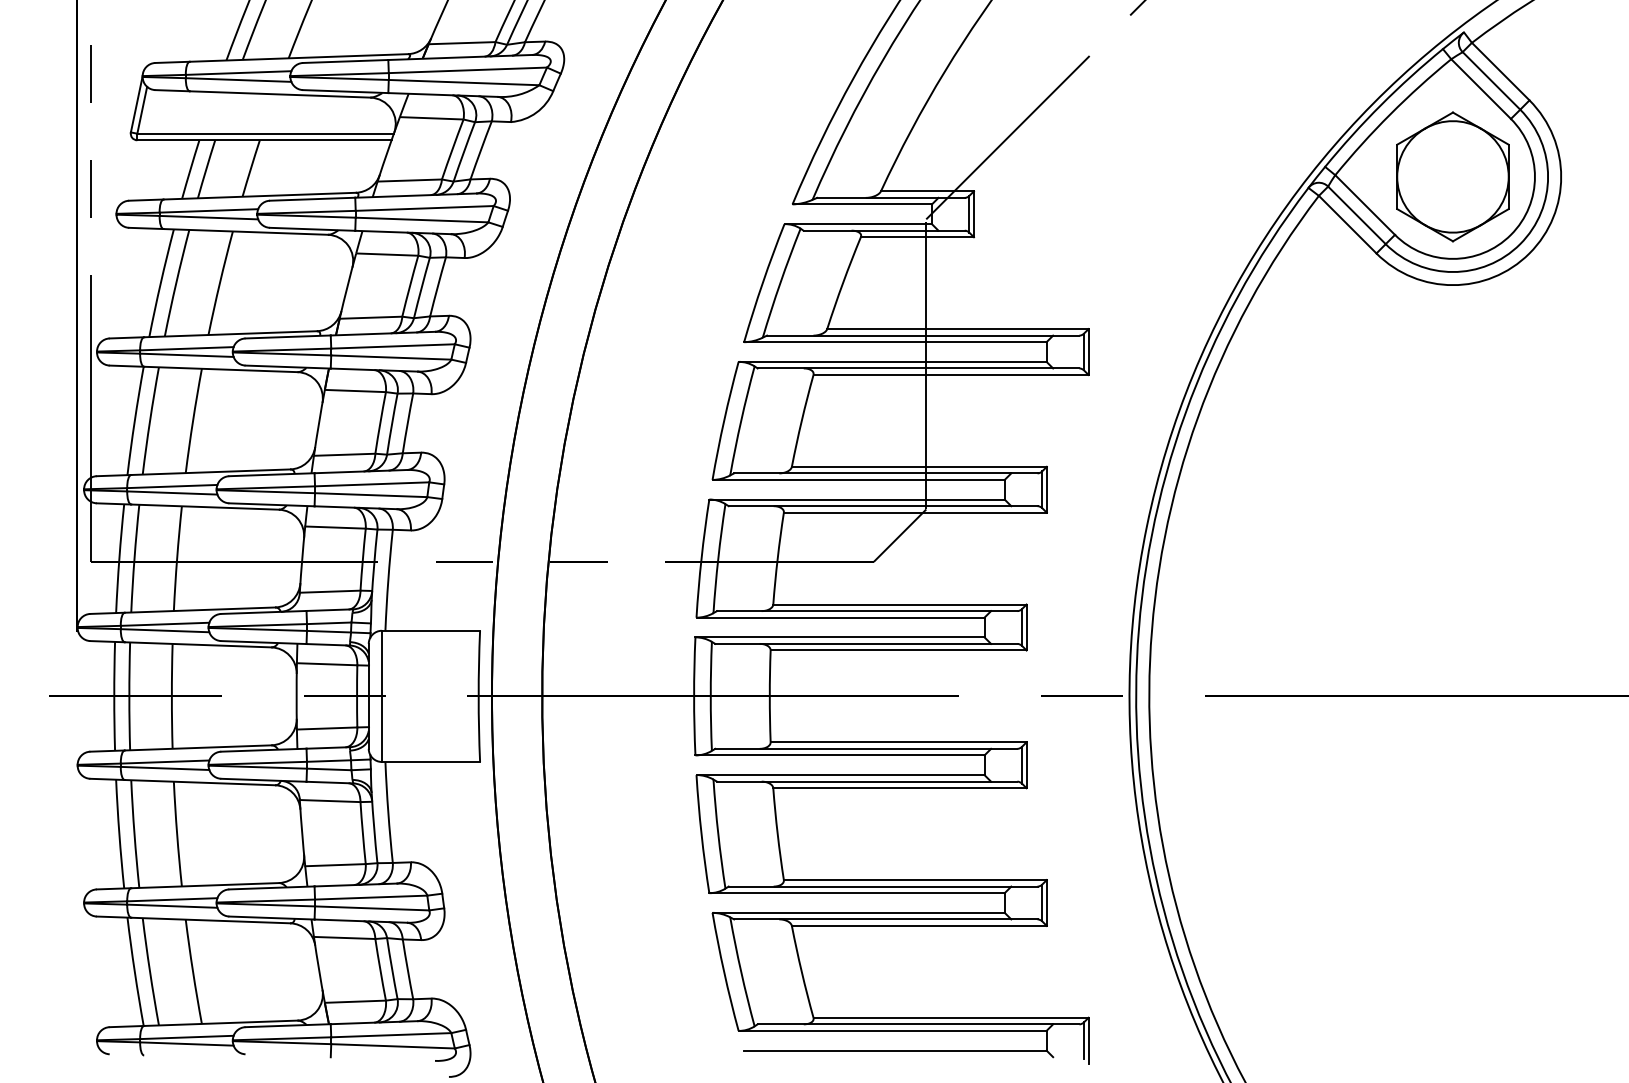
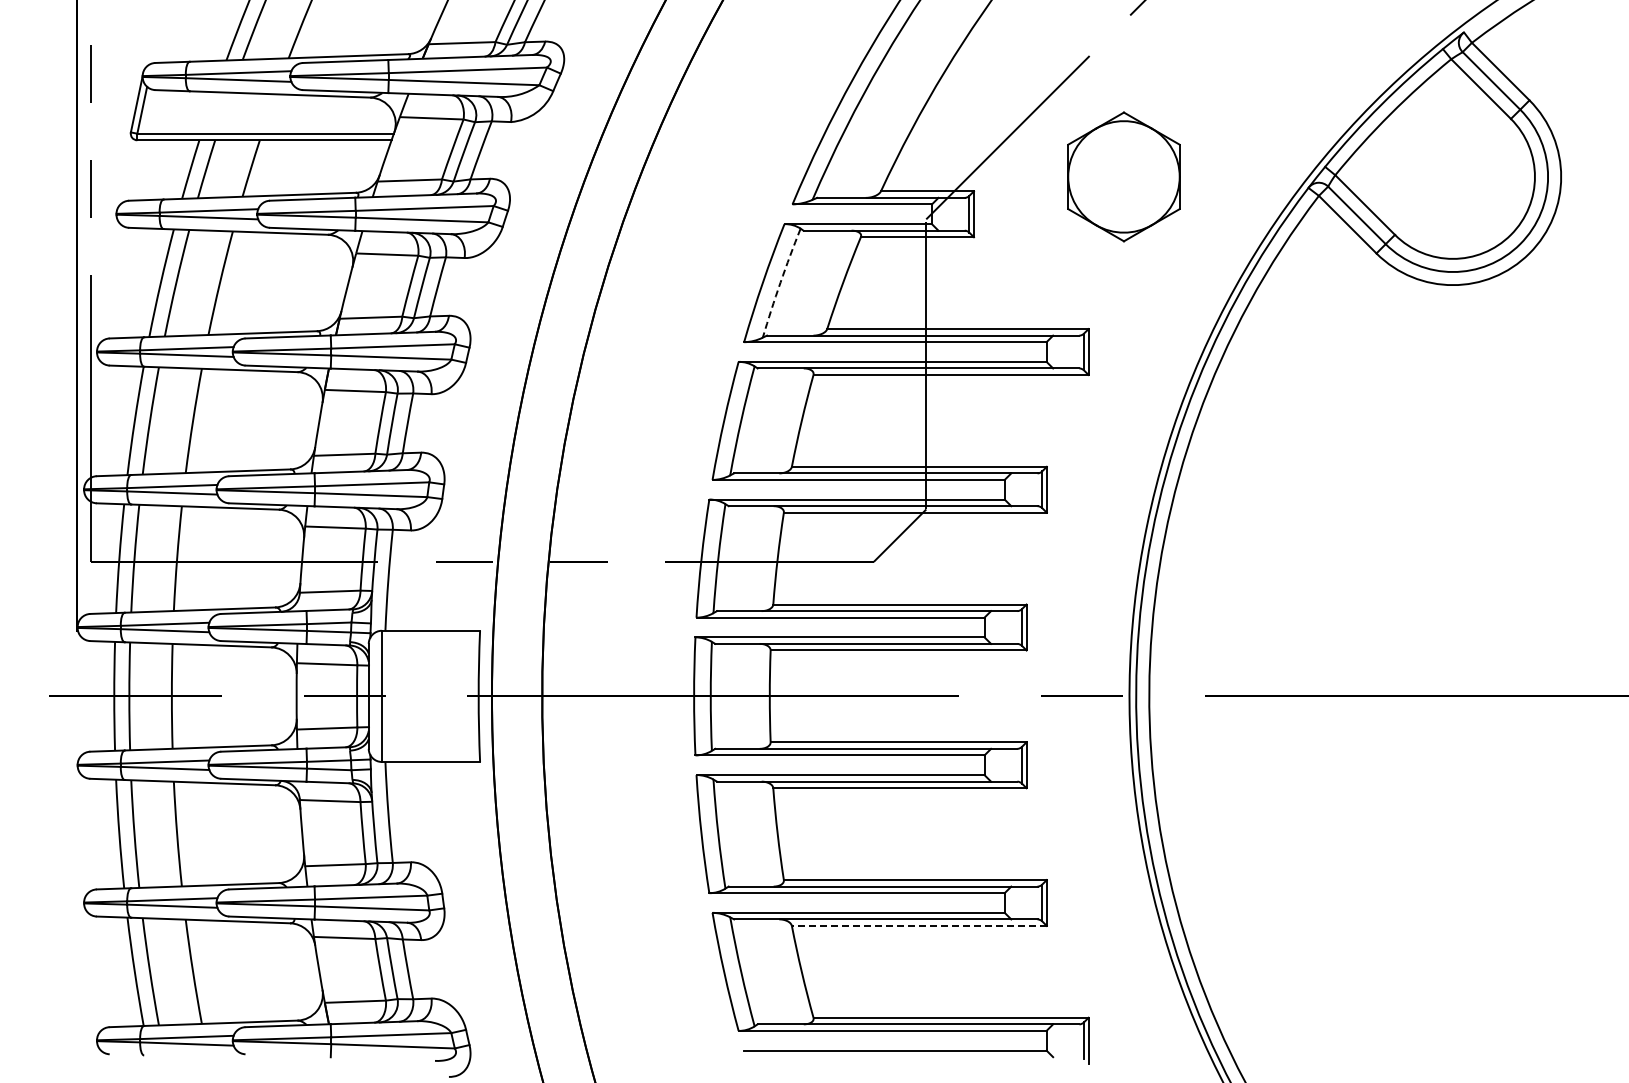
part position: (1452, 176) -> (1123, 176) (1123, 176)
arc: solid -> dashed (780, 282)
line: solid -> dashed (918, 925)
